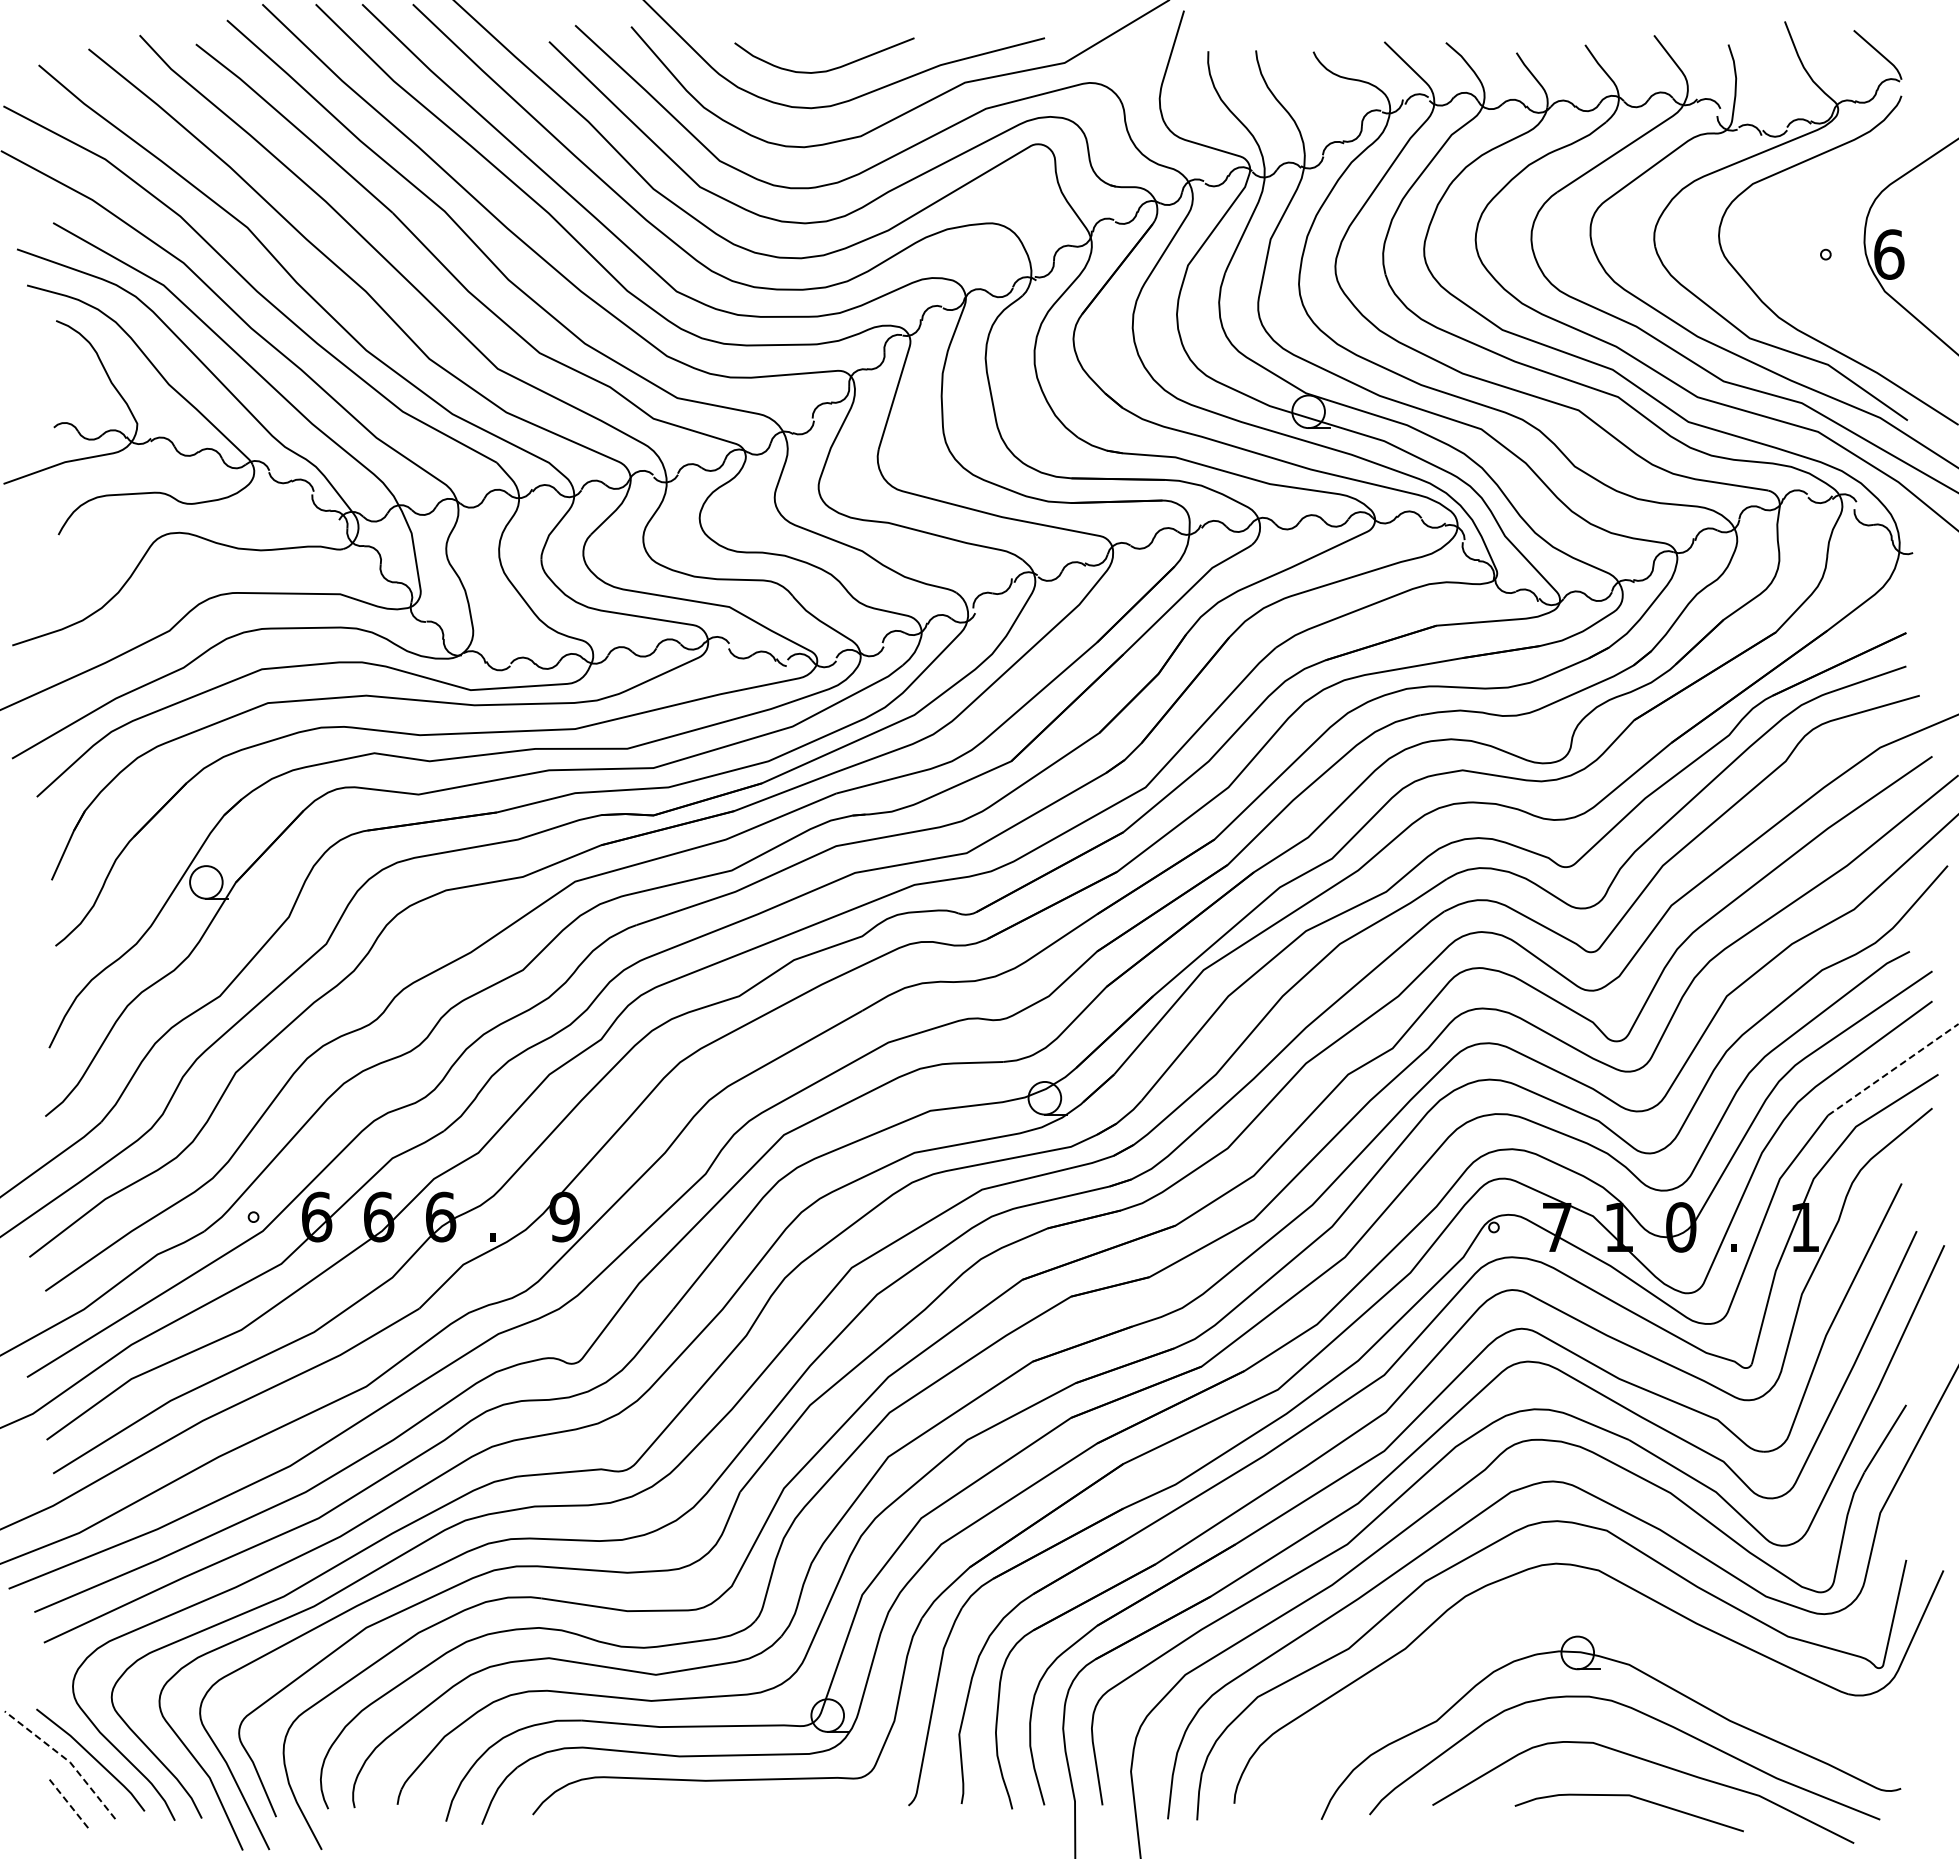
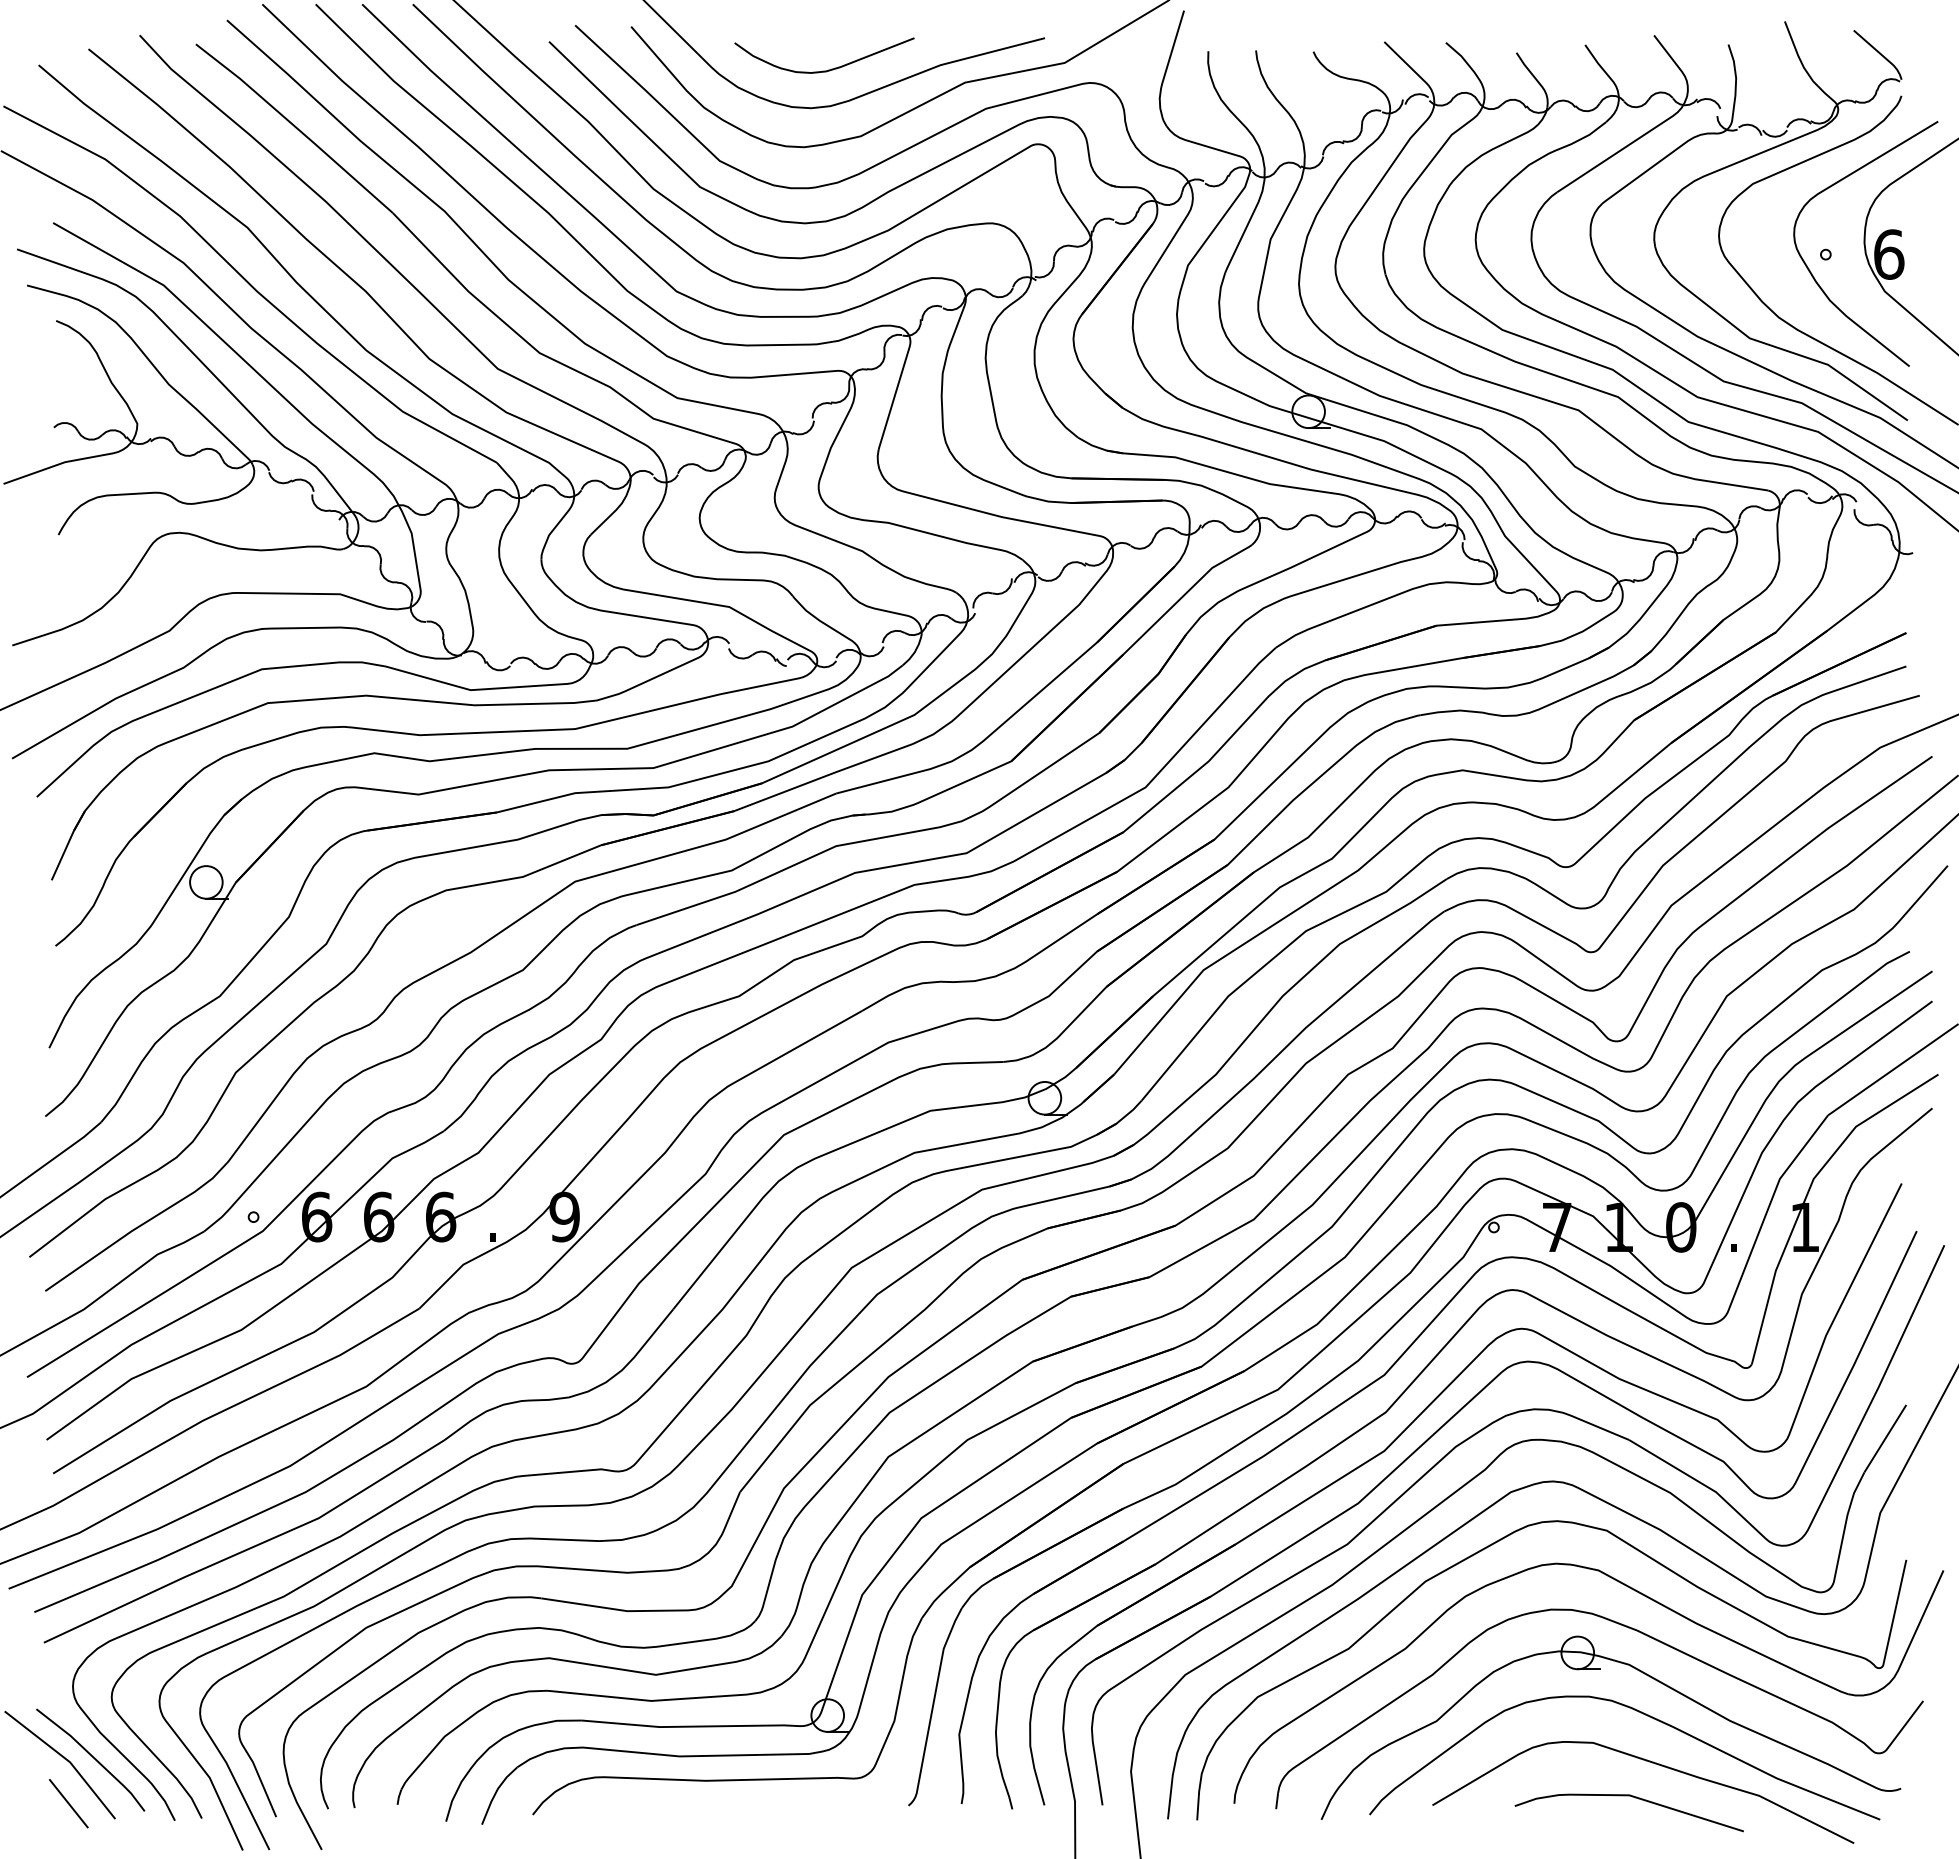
curve: none -> present (1812, 273)
line: dashed -> solid (1893, 1069)
part: none -> present (1633, 1630)
line: dashed -> solid (66, 1759)
line: dashed -> solid (68, 1803)
